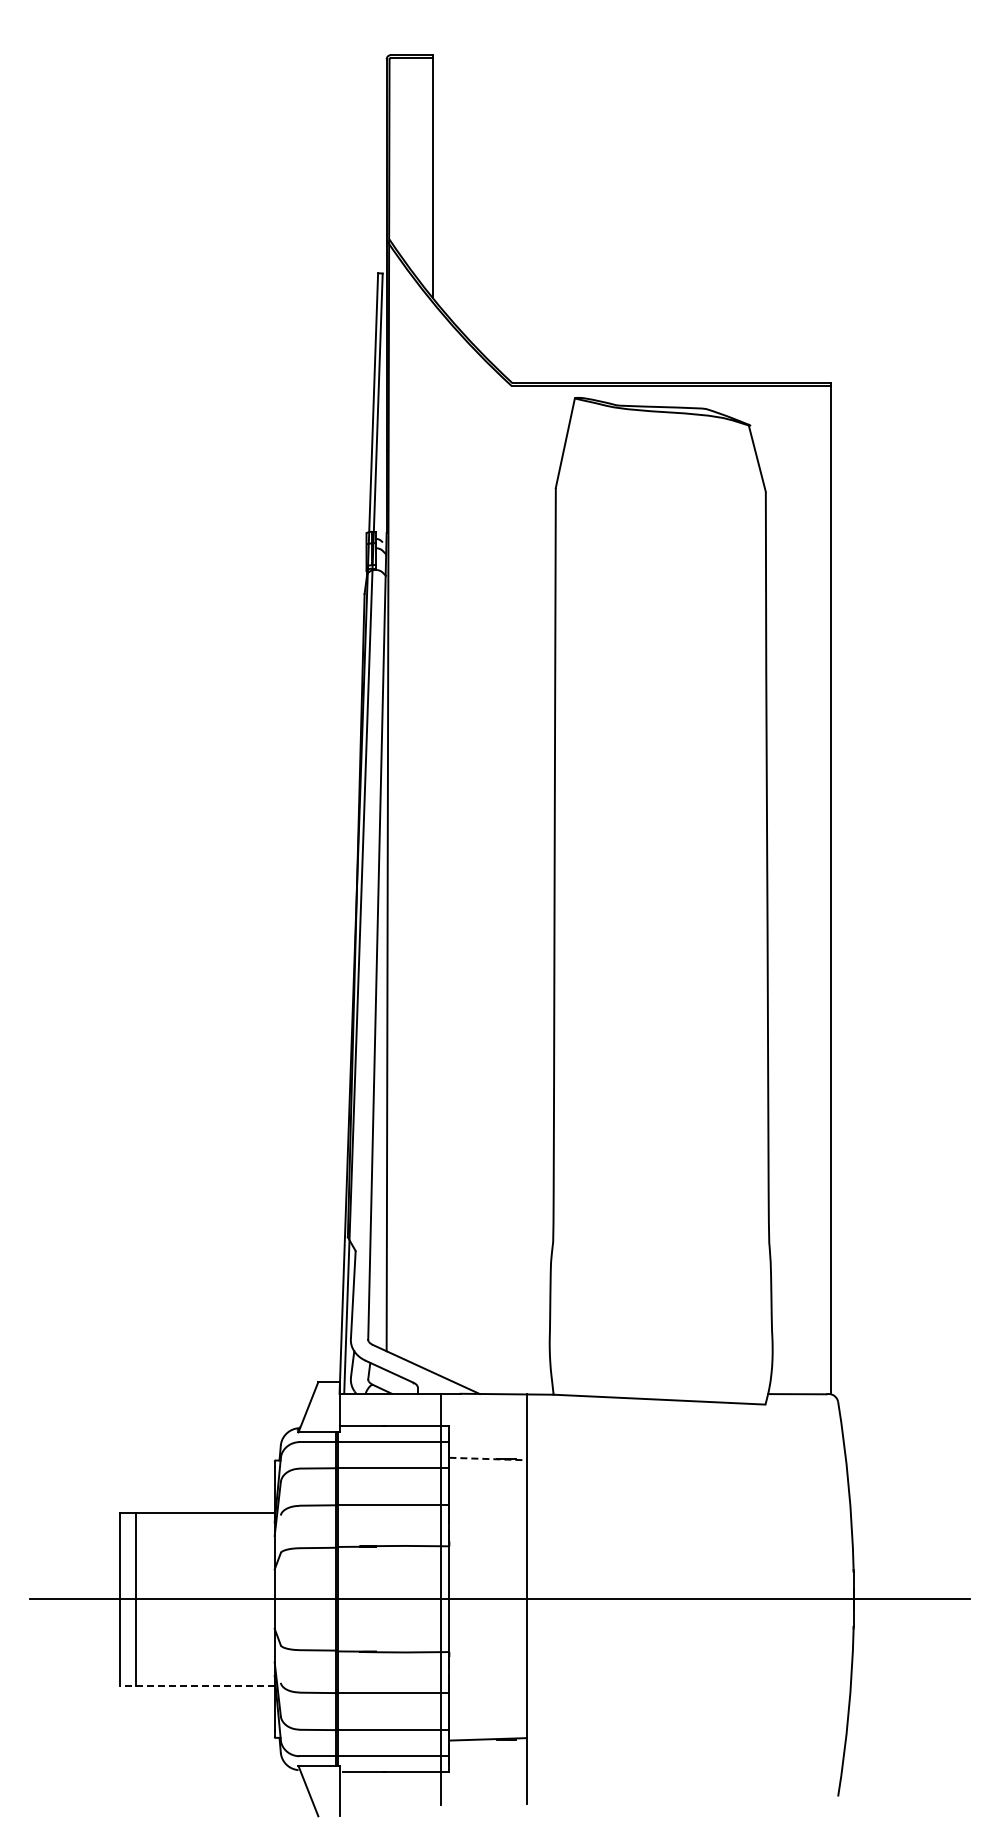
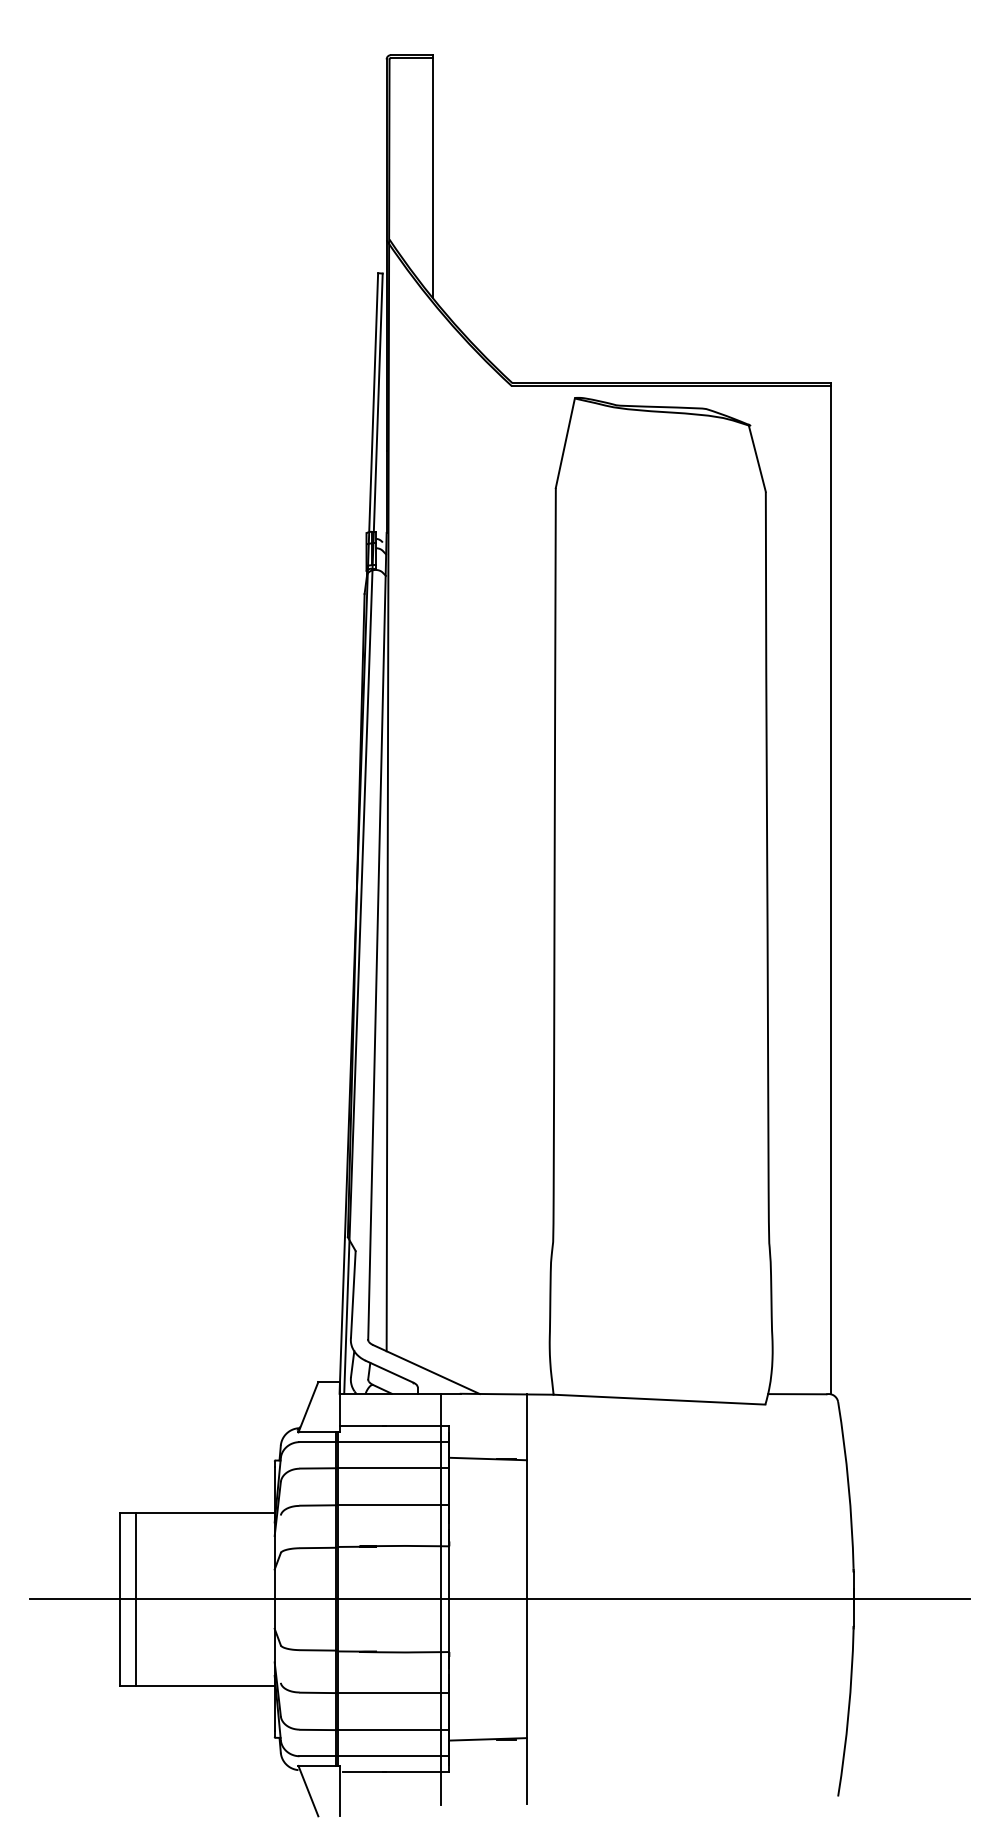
line: dashed -> solid (488, 1459)
line: dashed -> solid (197, 1685)
